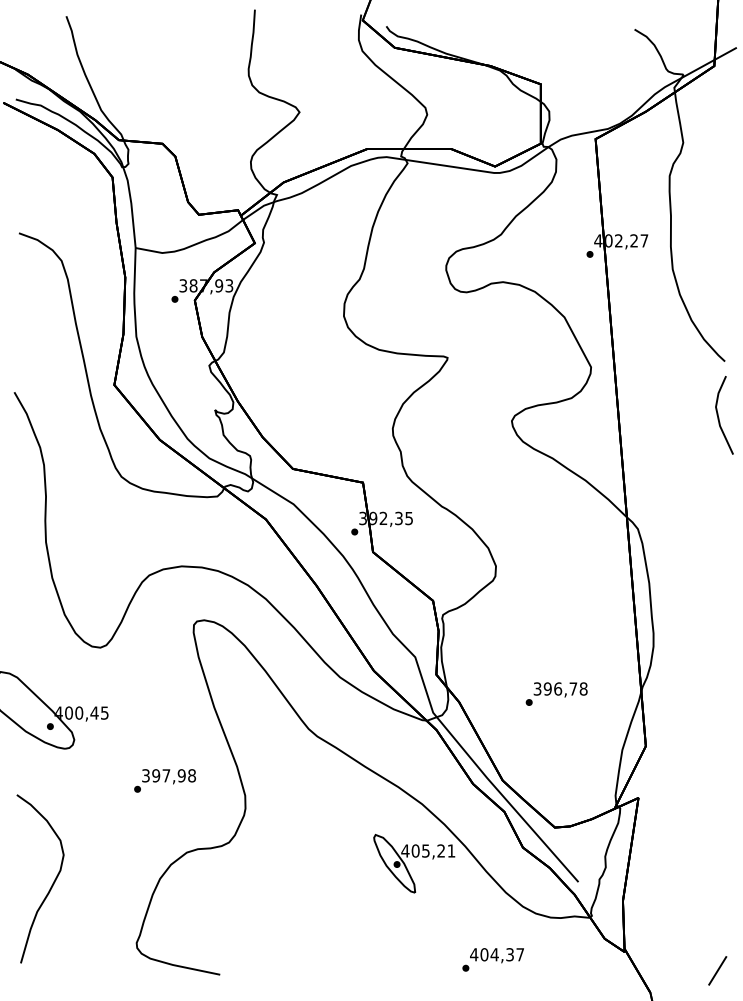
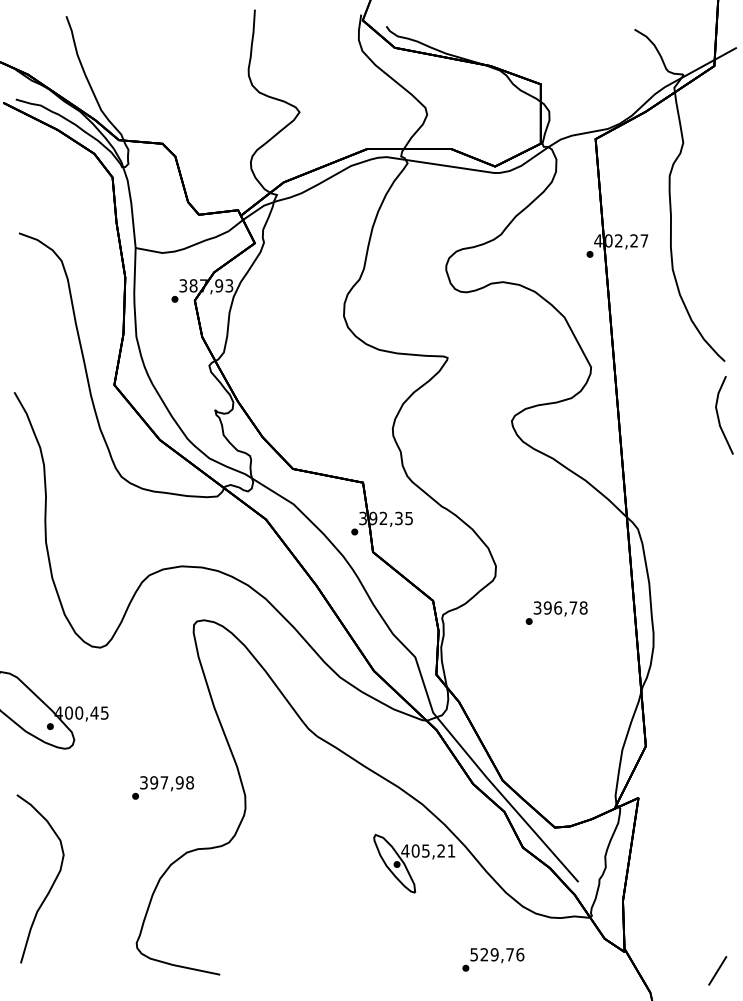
text position: (556, 693) -> (556, 612) (556, 612)
text position: (164, 780) -> (162, 787) (162, 787)
text: 404,37 -> 529,76 (497, 954)
